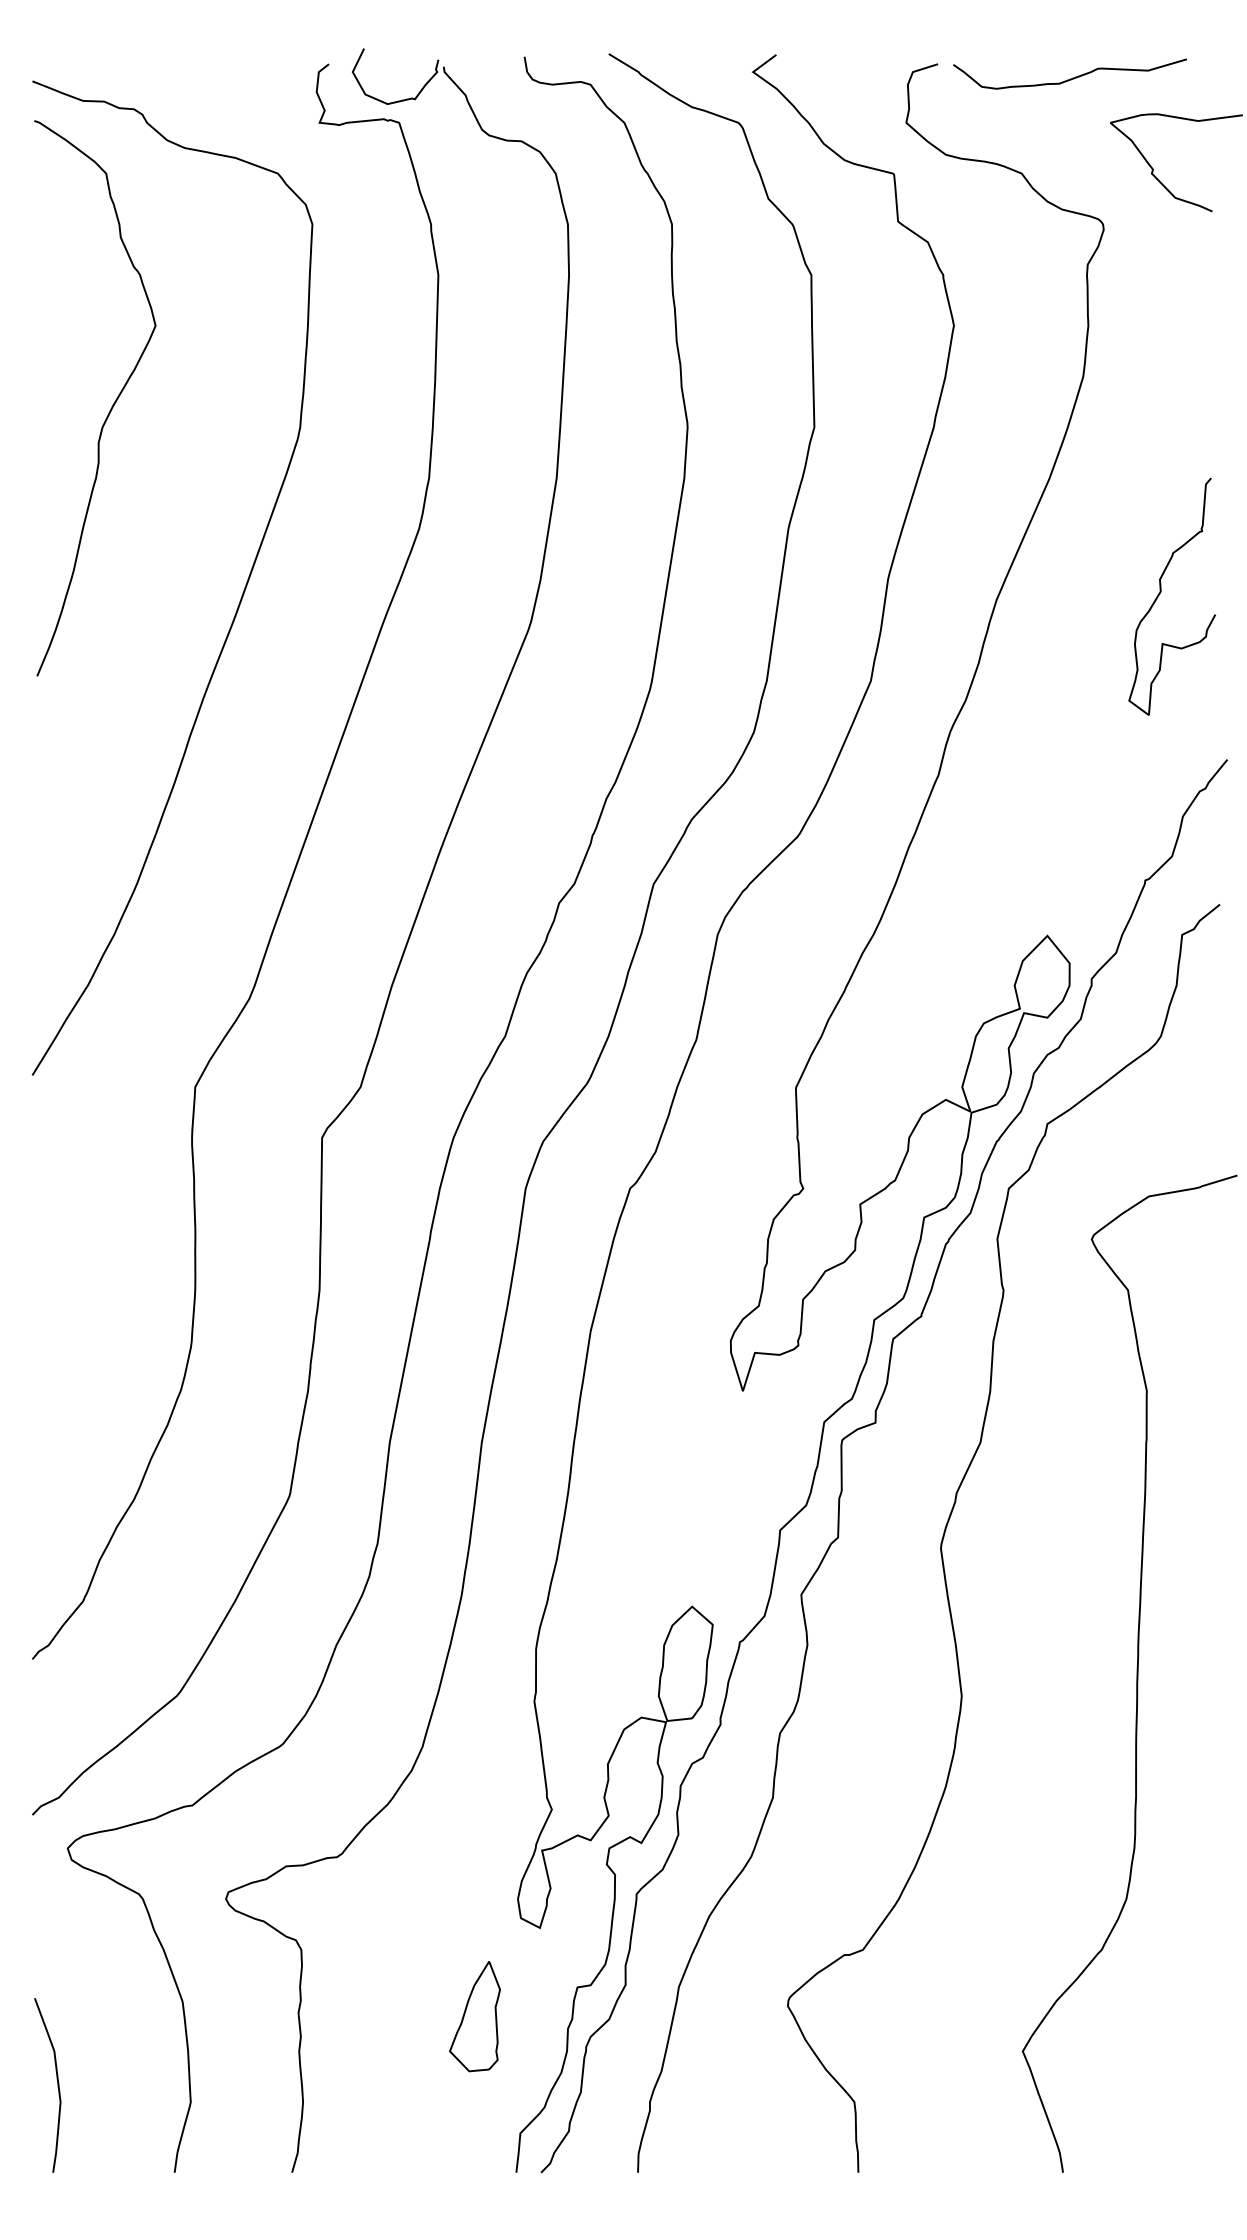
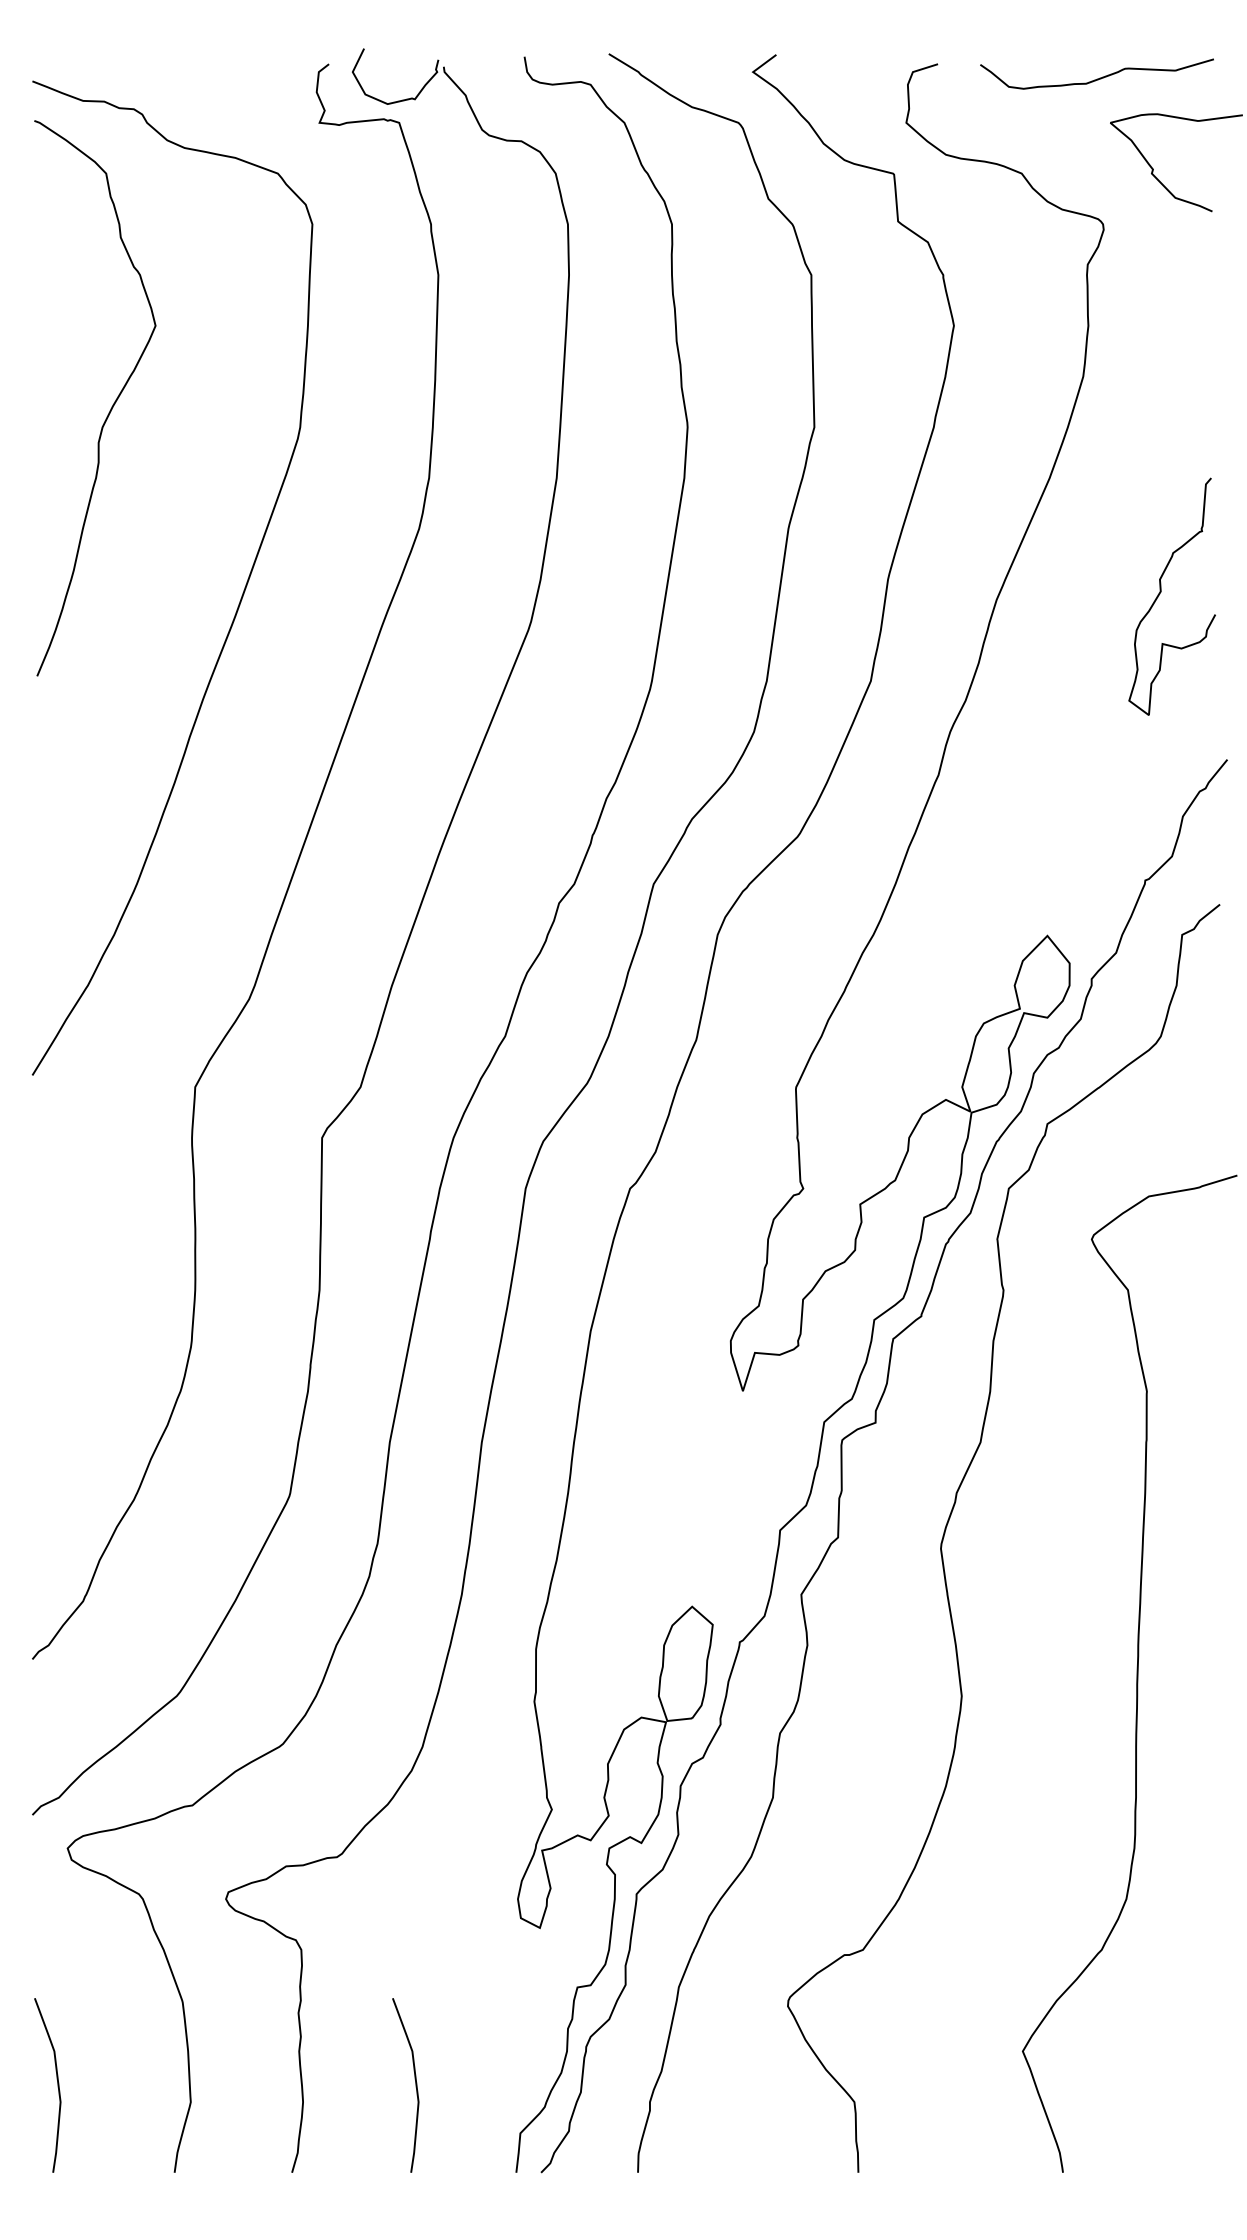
curve position: (1072, 77) -> (1099, 77) (1099, 77)
part: present -> none (474, 2016)
curve: none -> present (415, 2085)
